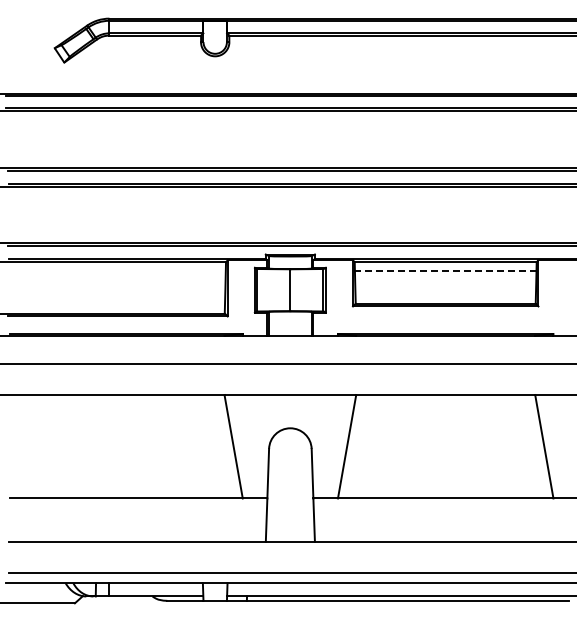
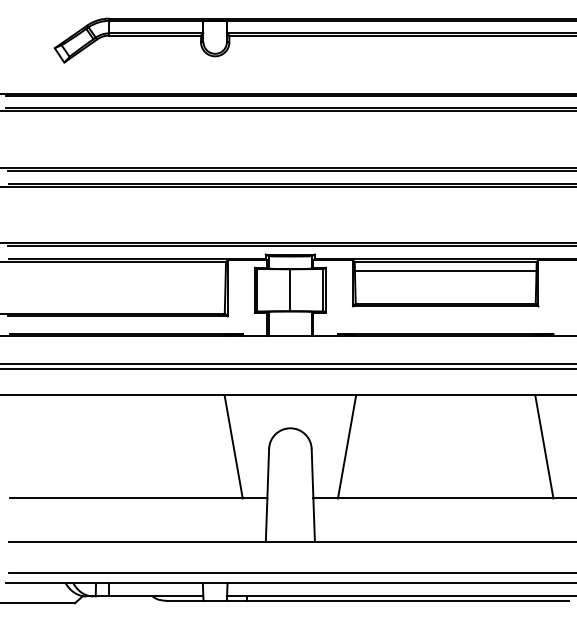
line: dashed -> solid (445, 271)
line: none -> present (287, 368)
